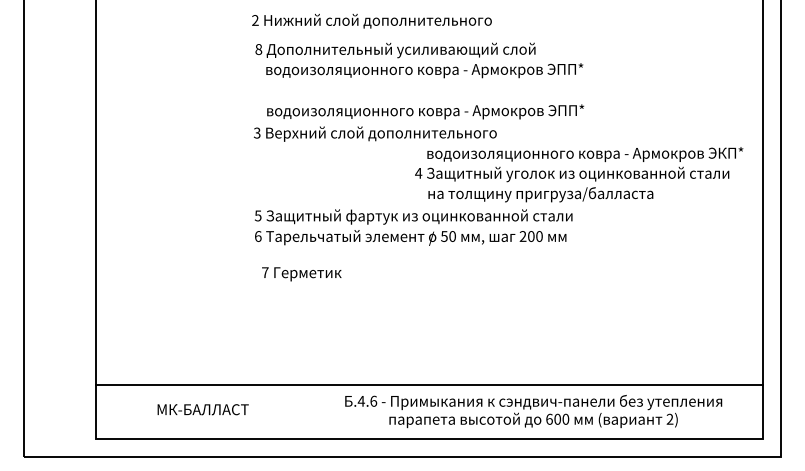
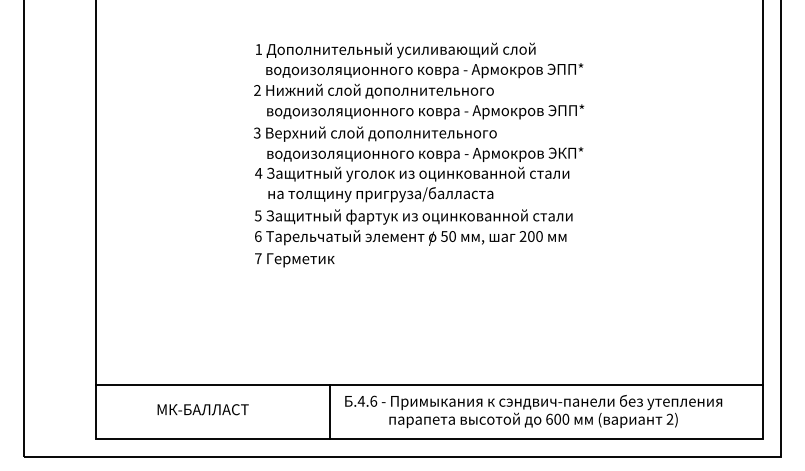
text position: (371, 21) -> (373, 91) (373, 91)
text: 8 -> 1 (258, 49)
text position: (579, 174) -> (419, 174) (419, 174)
text position: (301, 274) -> (294, 260) (294, 260)
line: none -> present (330, 411)
